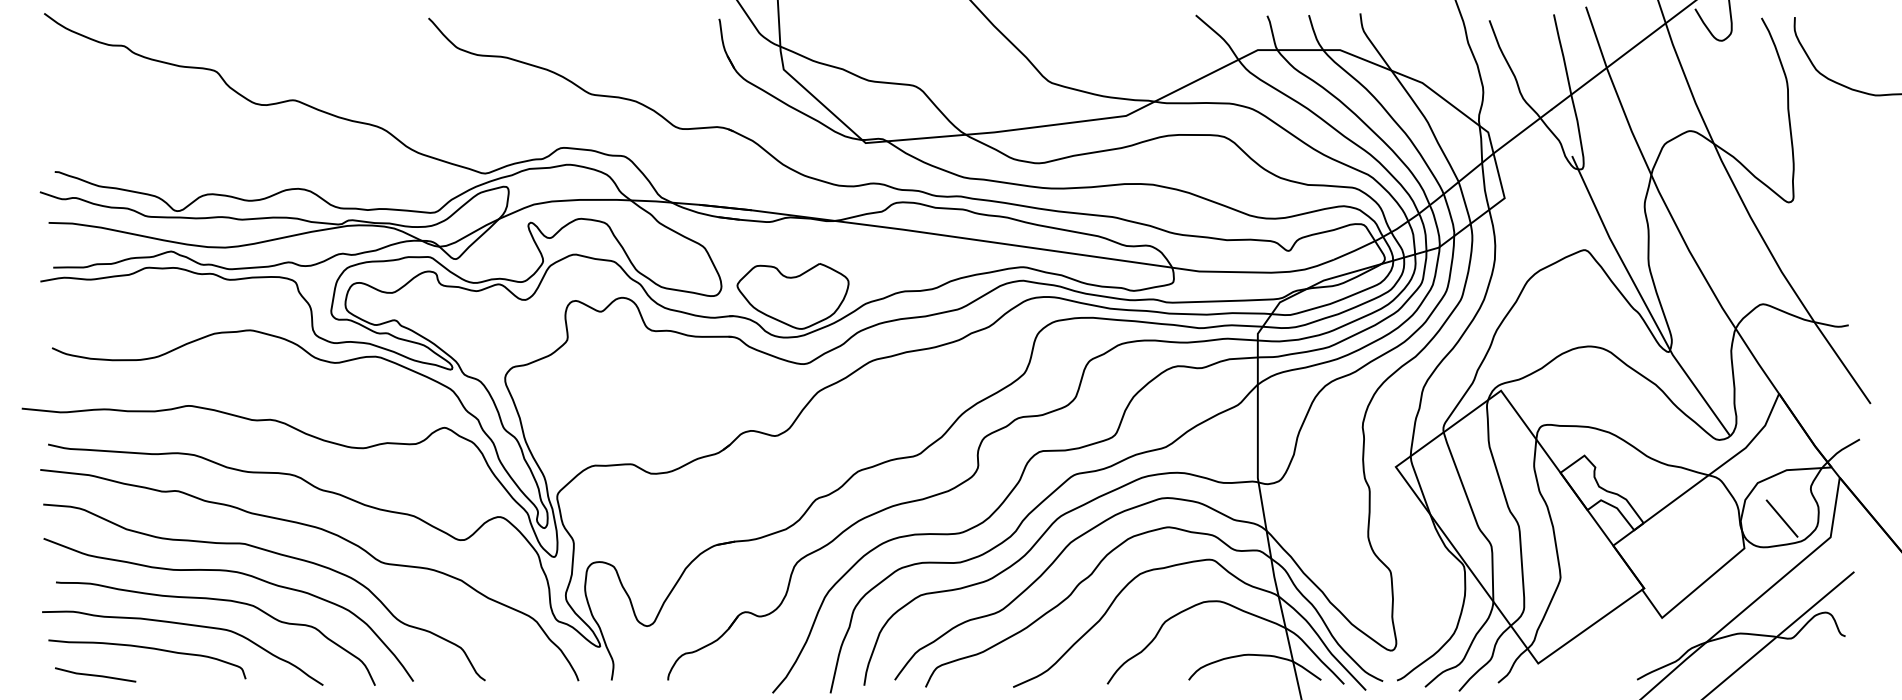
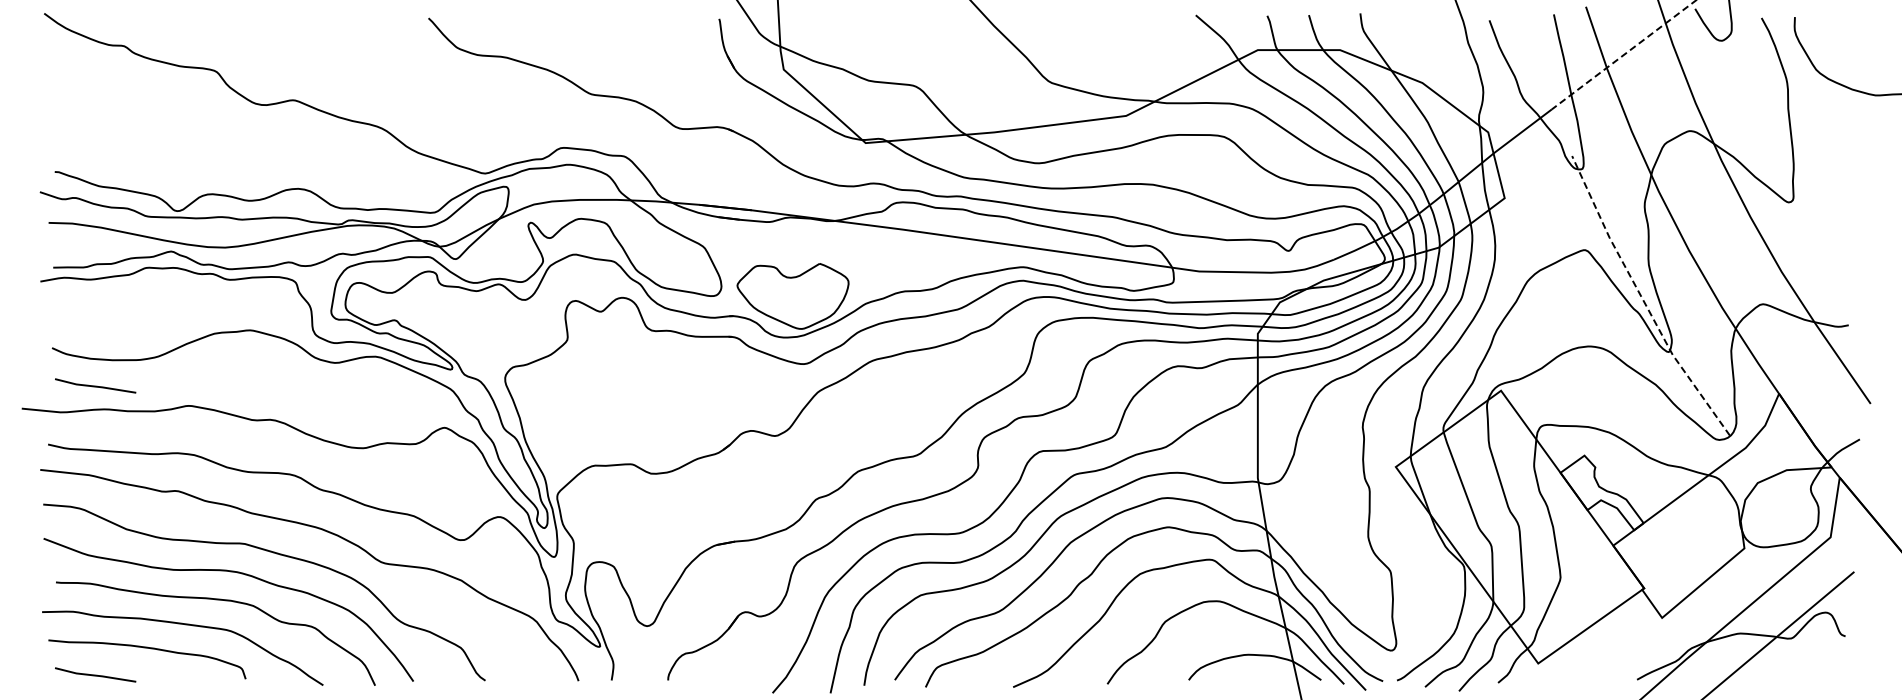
line: solid -> dashed (1623, 55)
line: solid -> dashed (1642, 299)
line: none -> present (95, 385)
line: present -> none (1781, 518)
